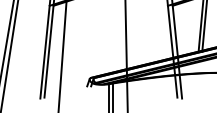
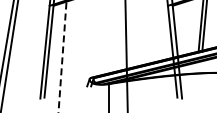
line: solid -> dashed (62, 56)
line: present -> none (113, 96)
